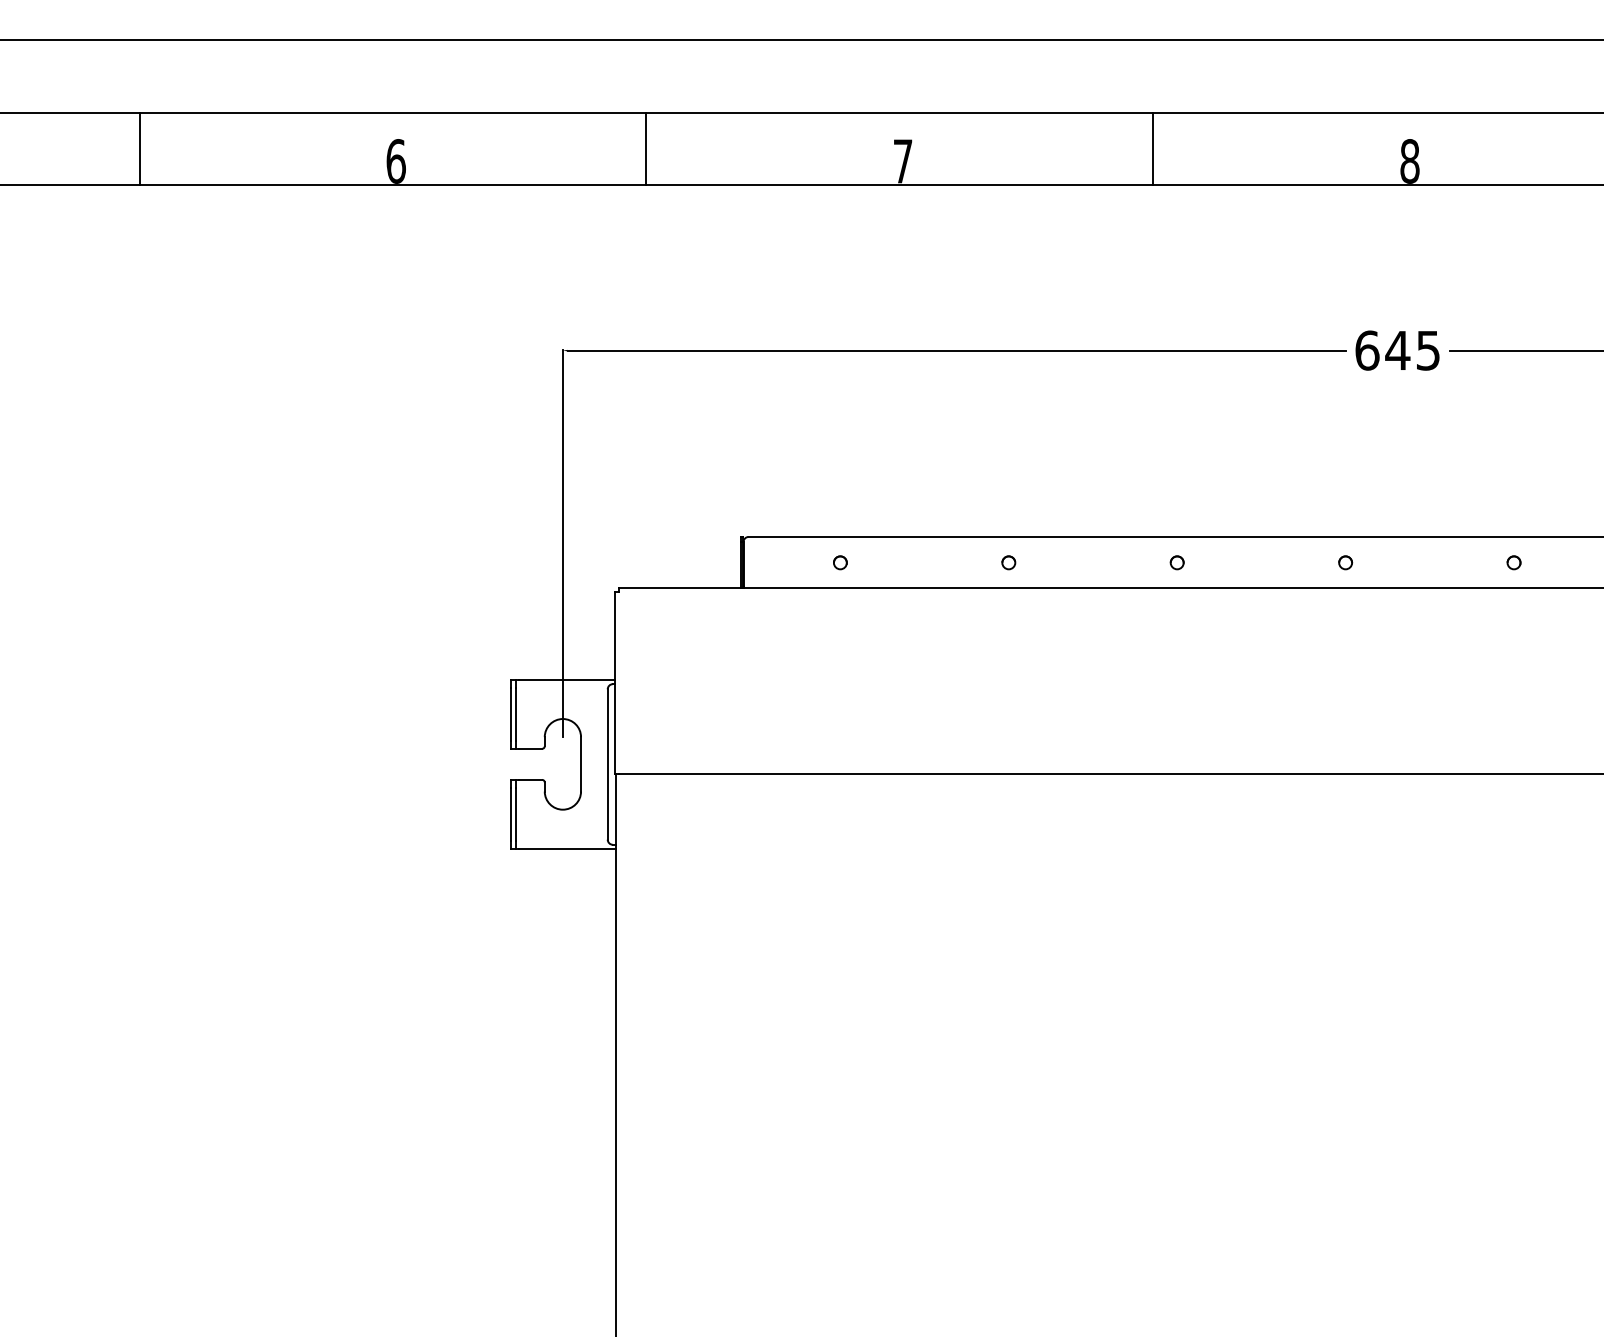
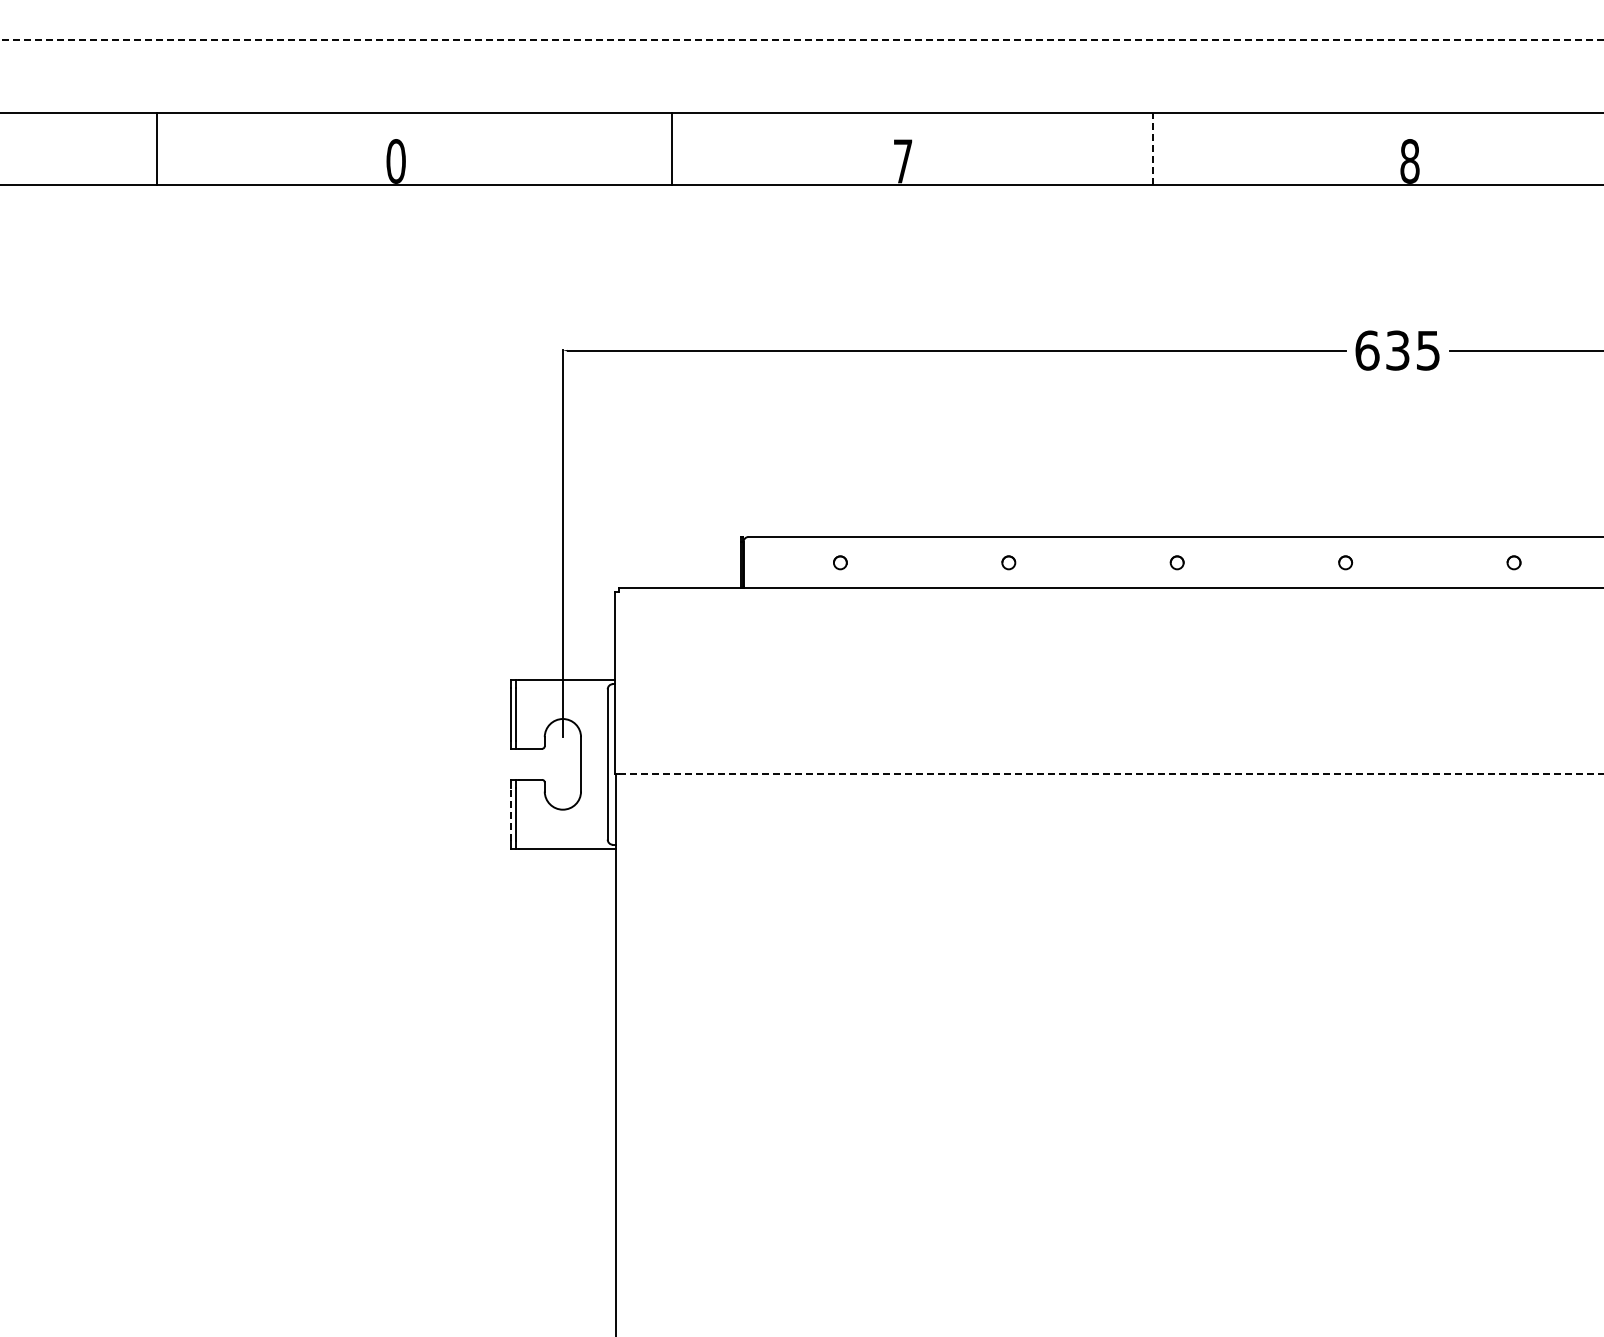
line: solid -> dashed (802, 40)
line position: (139, 148) -> (156, 148) (156, 148)
line position: (646, 148) -> (672, 148) (672, 148)
line: solid -> dashed (1153, 148)
text: 6 -> 0 (395, 161)
text: 645 -> 635 (1397, 350)
line: solid -> dashed (1111, 773)
line: solid -> dashed (511, 814)
